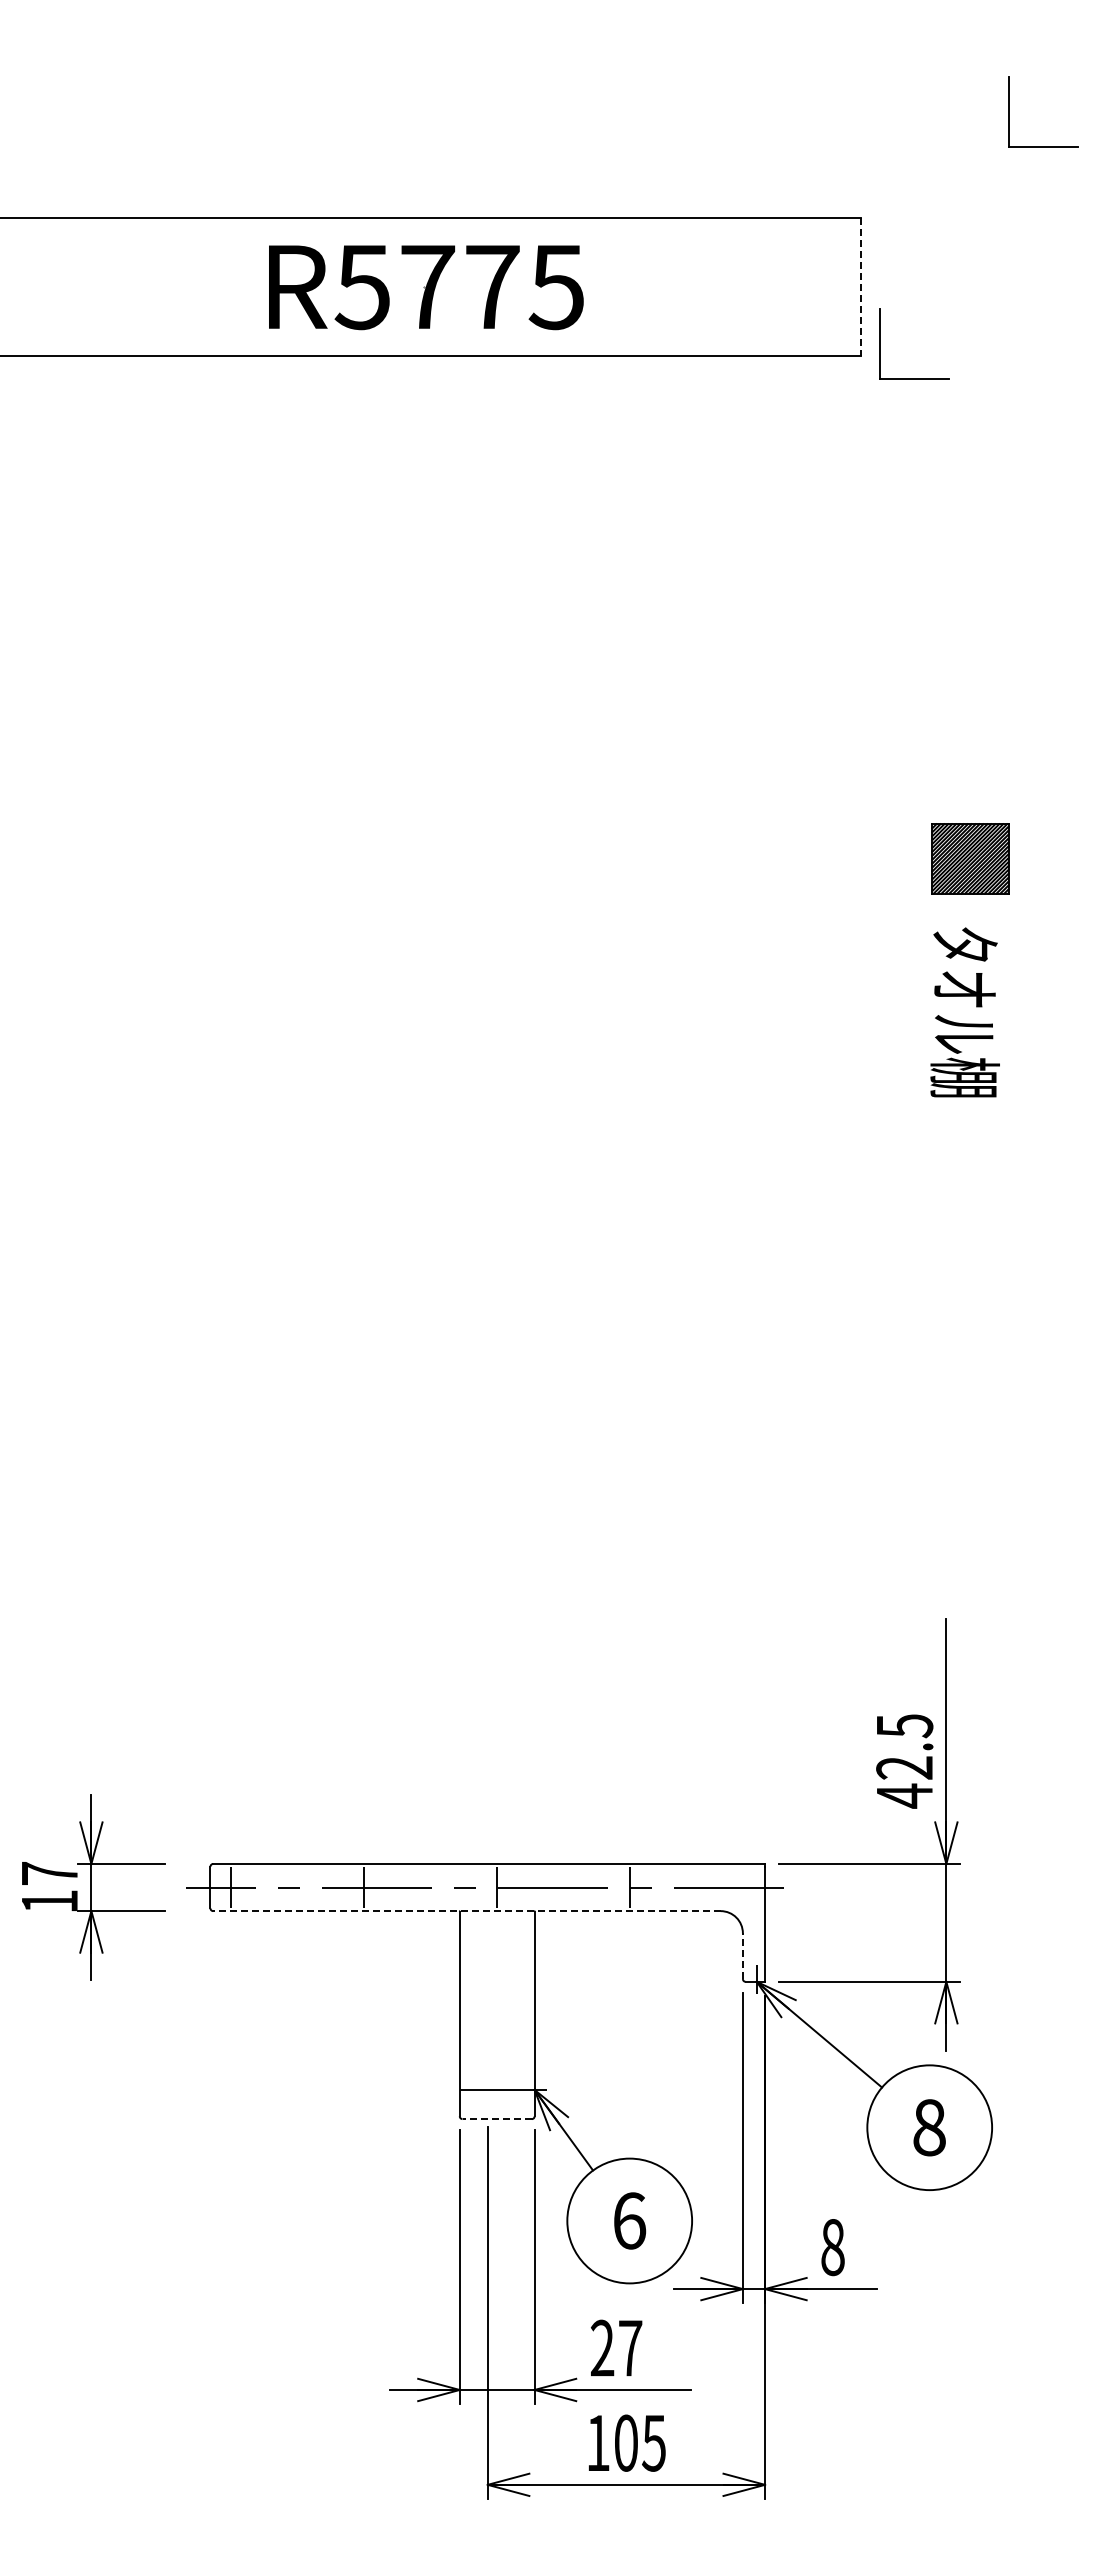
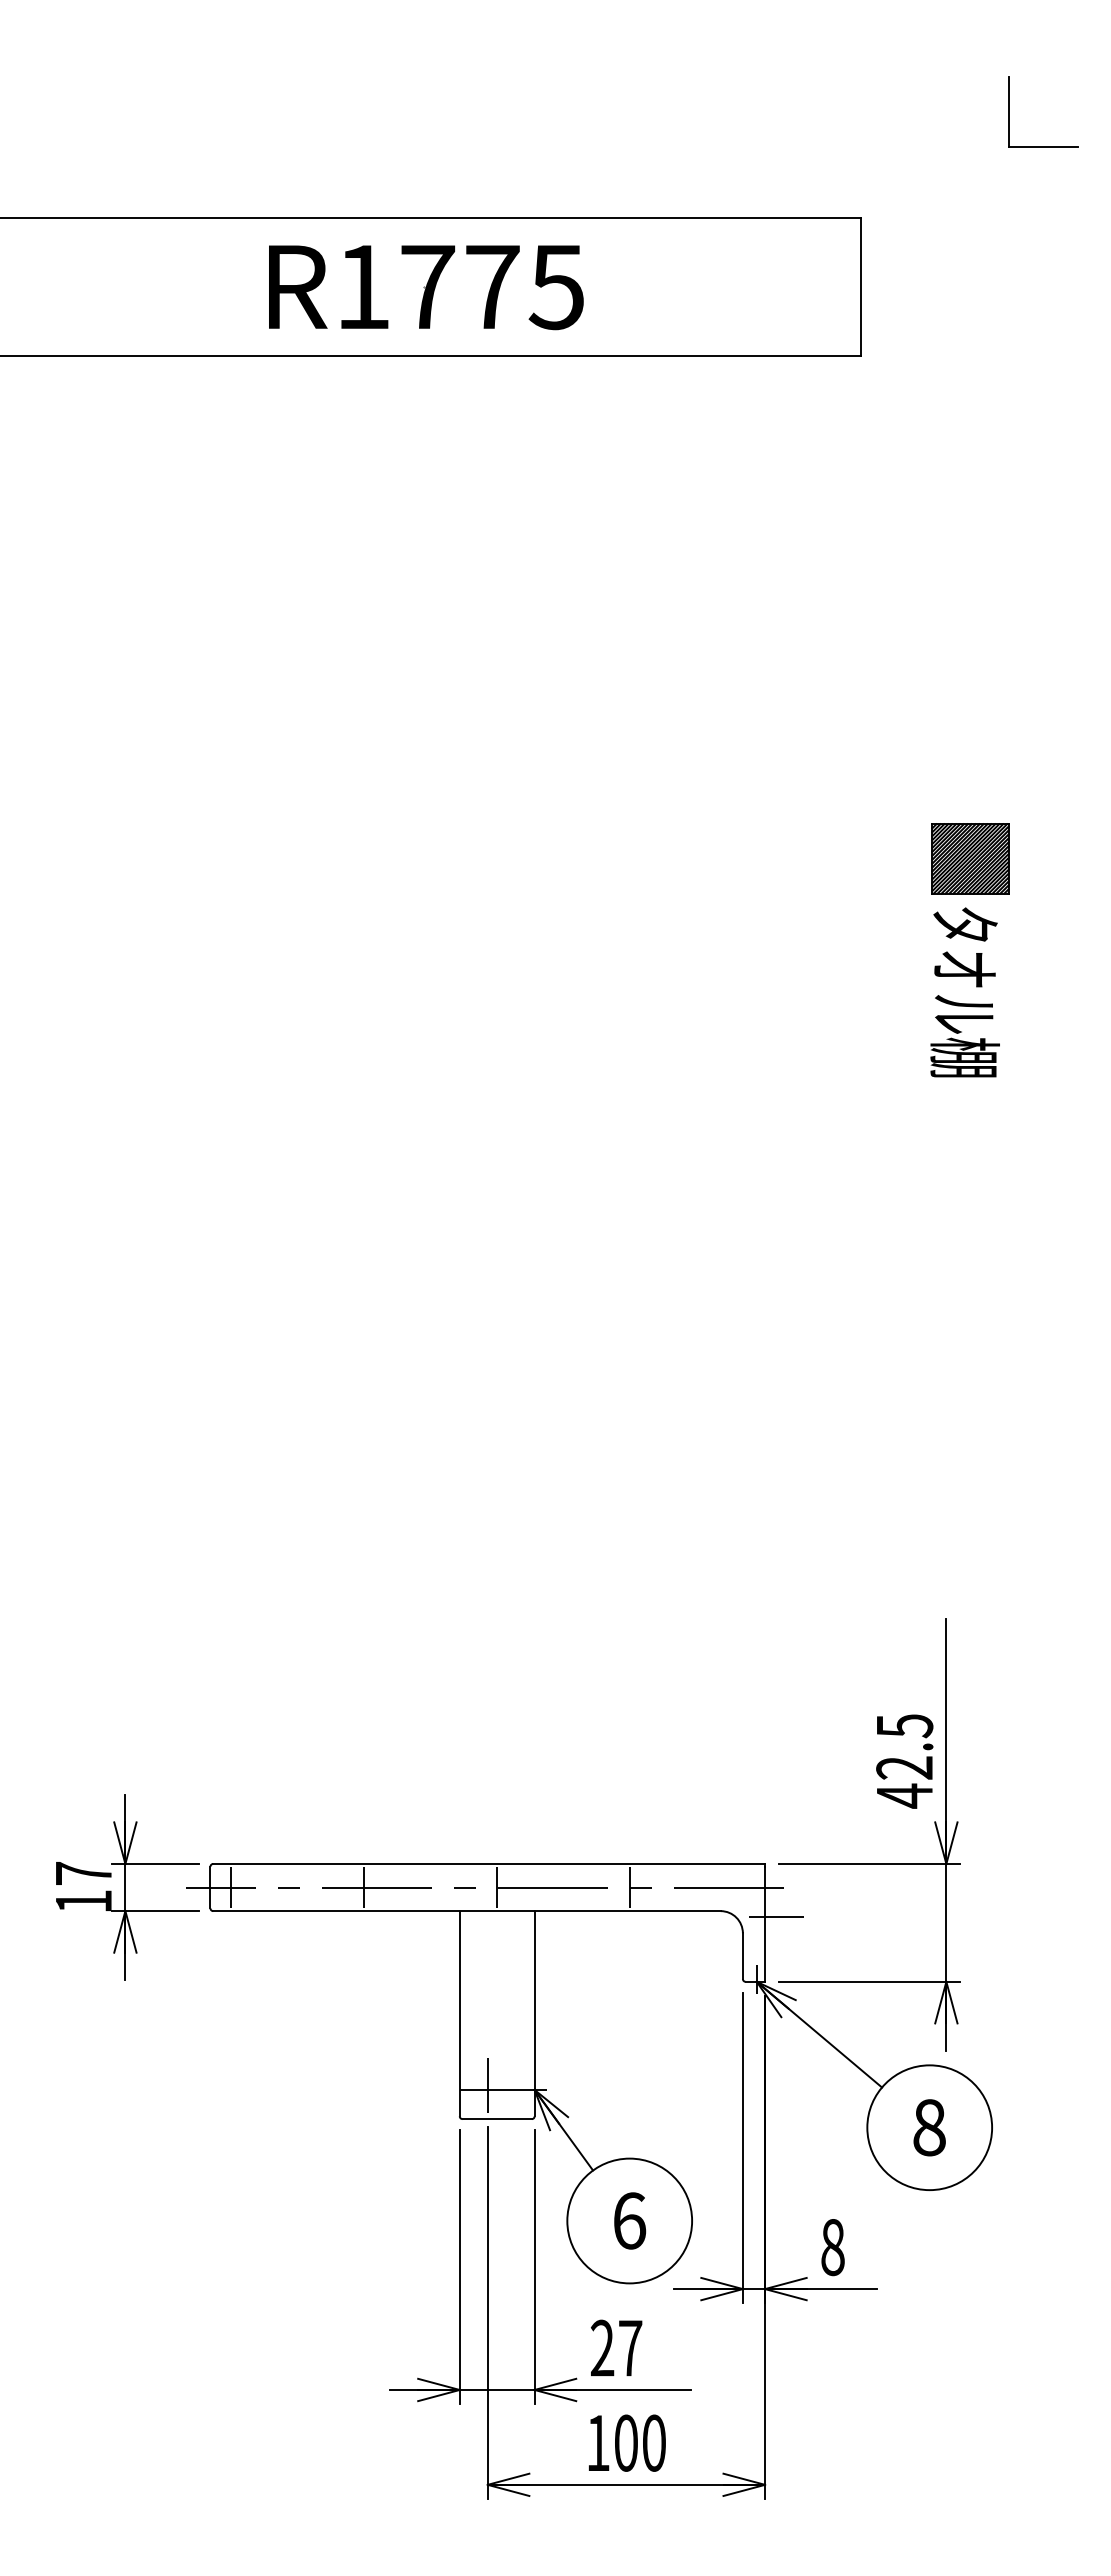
text: R5775 -> R1775 (361, 287)
line: dashed -> solid (861, 287)
part: present -> none (880, 343)
text position: (964, 1012) -> (964, 992) (964, 992)
part position: (93, 1887) -> (127, 1887) (127, 1887)
line: dashed -> solid (466, 1911)
line: none -> present (776, 1916)
line: dashed -> solid (742, 1956)
line: none -> present (487, 2084)
line: dashed -> solid (497, 2119)
text: 105 -> 100 (653, 2442)
